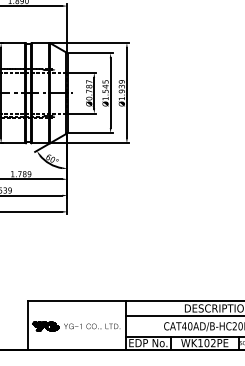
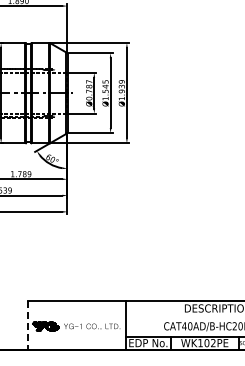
line: present -> none (183, 316)
line: solid -> dashed (28, 325)
